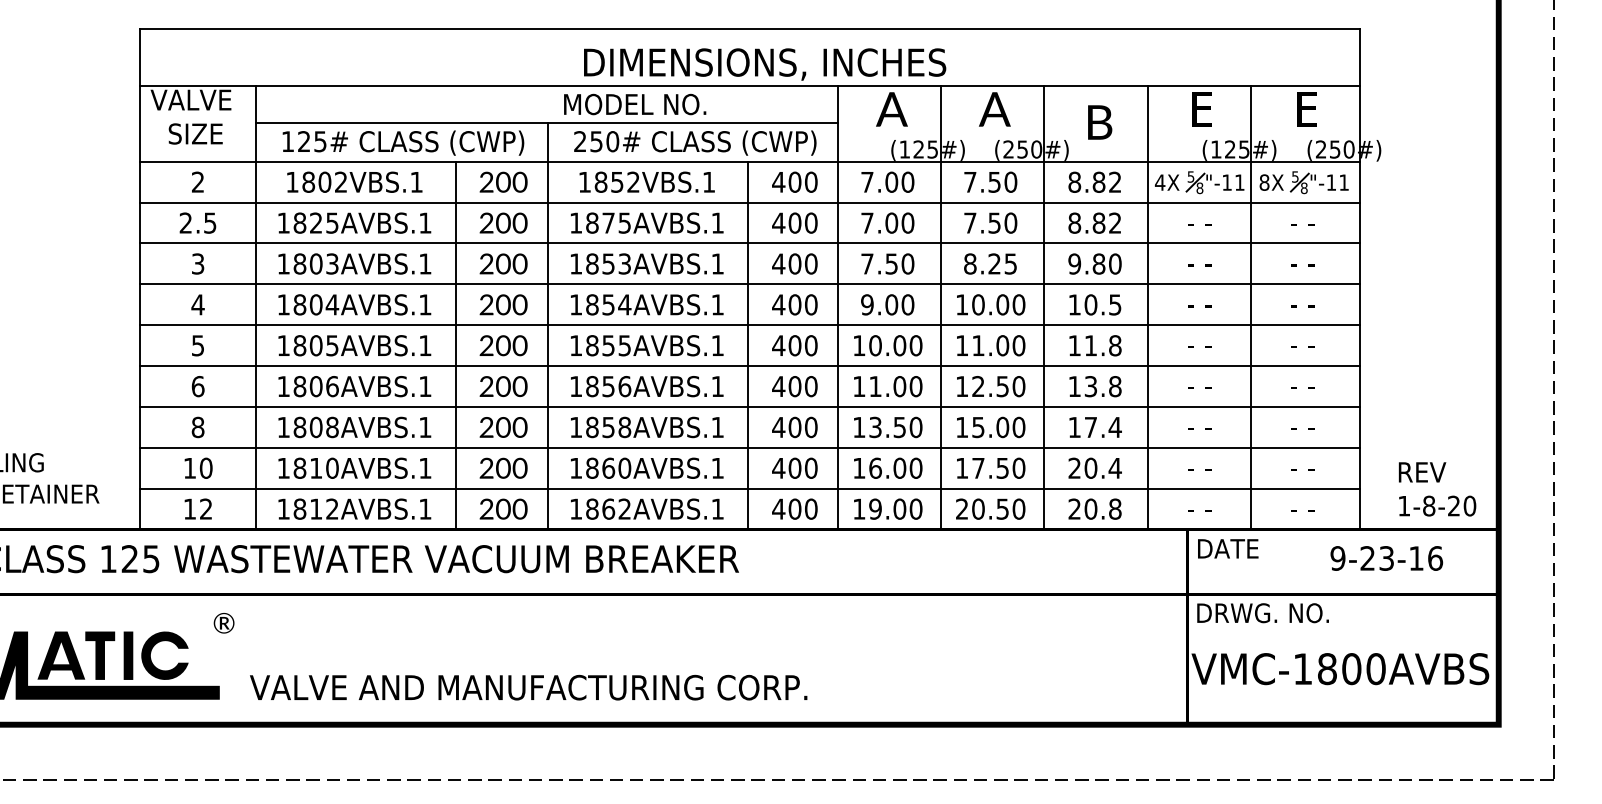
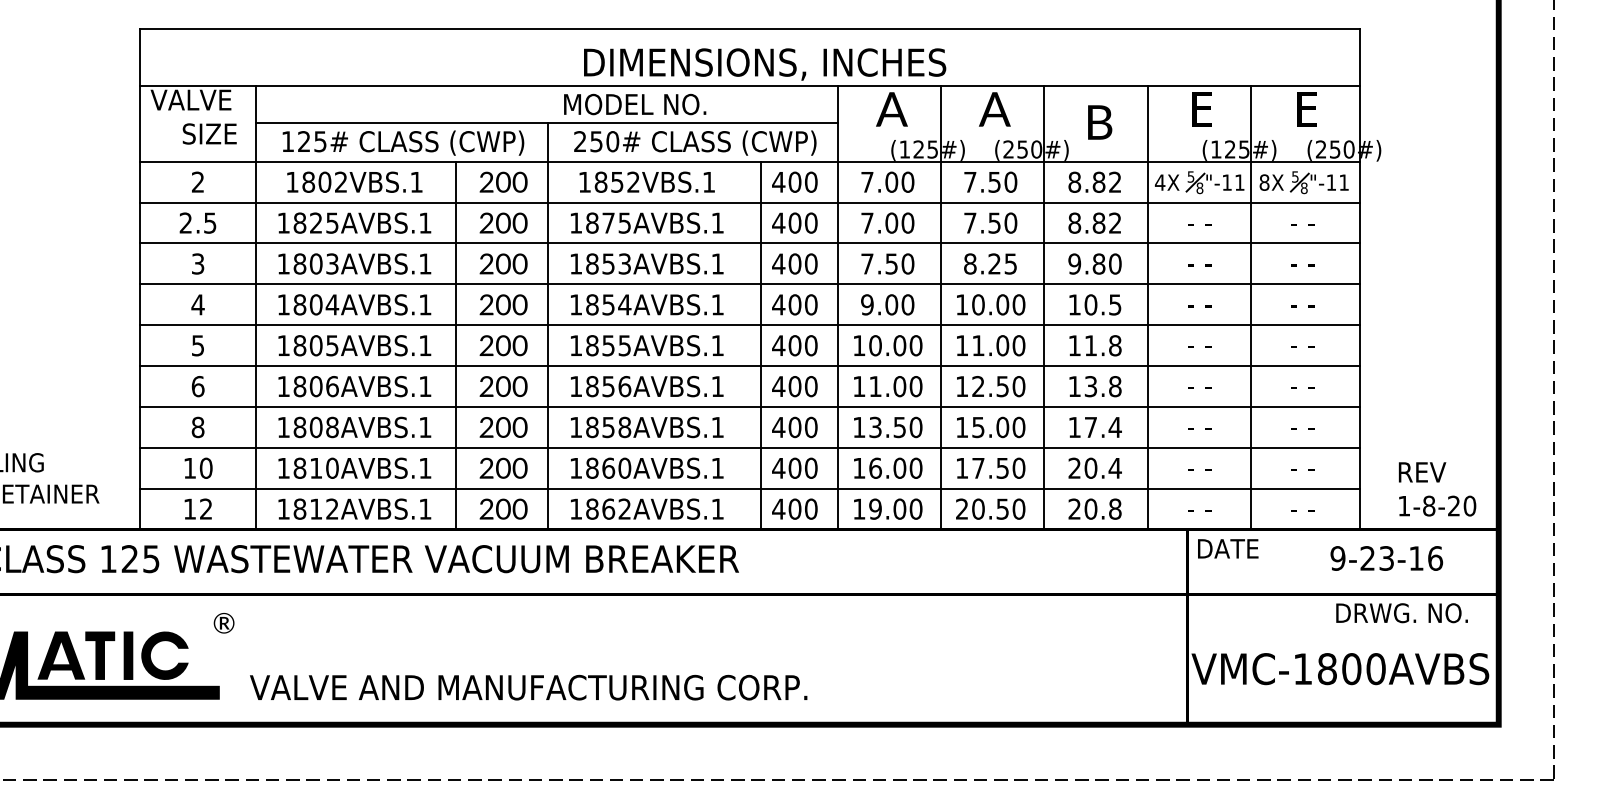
text position: (195, 133) -> (209, 133) (209, 133)
line position: (748, 345) -> (761, 345) (761, 345)
text position: (1262, 613) -> (1401, 613) (1401, 613)
